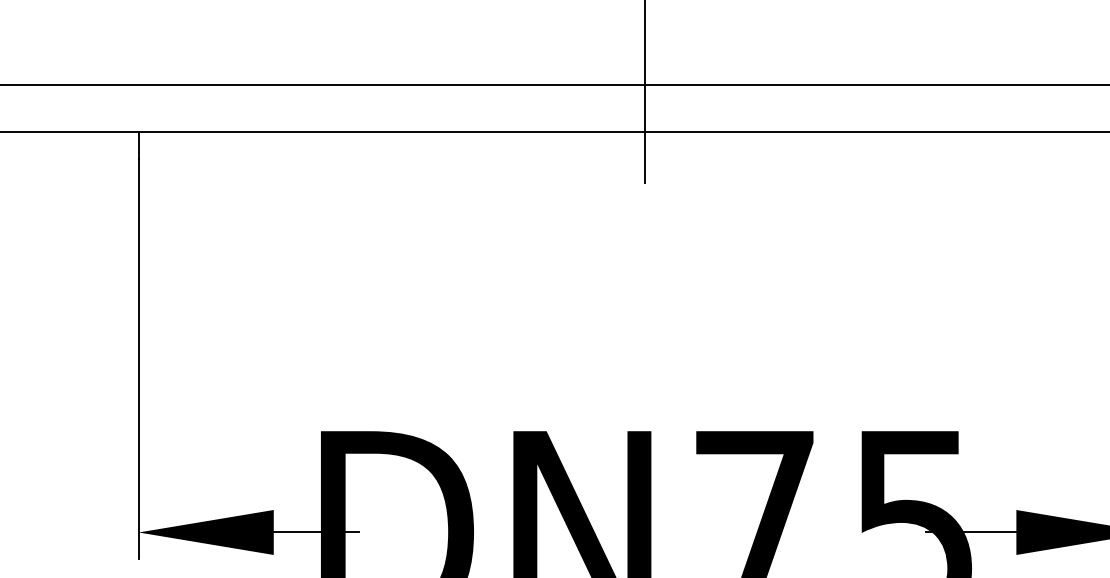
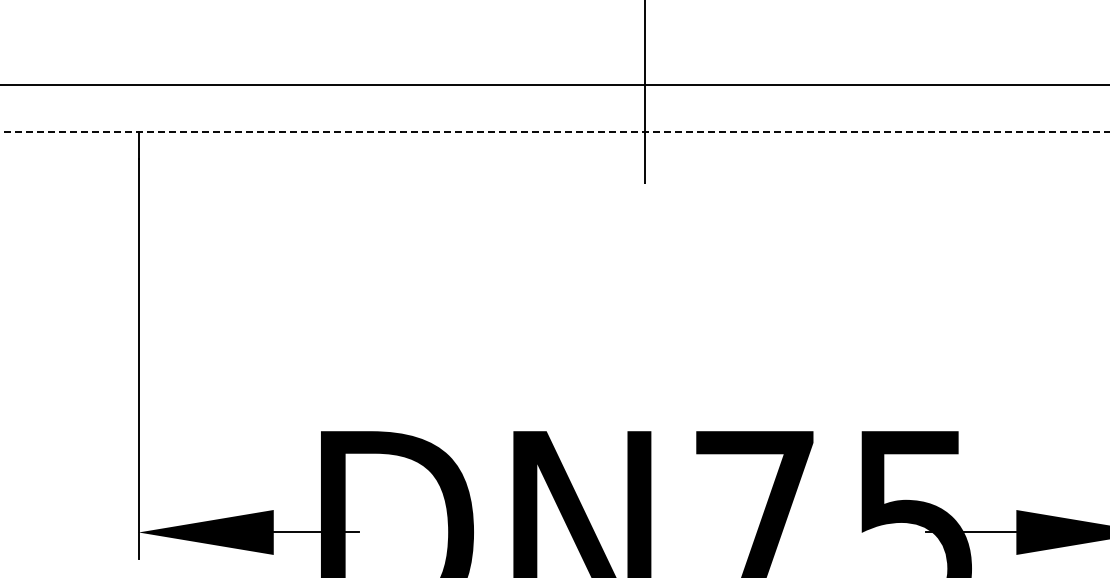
line: solid -> dashed (554, 132)
